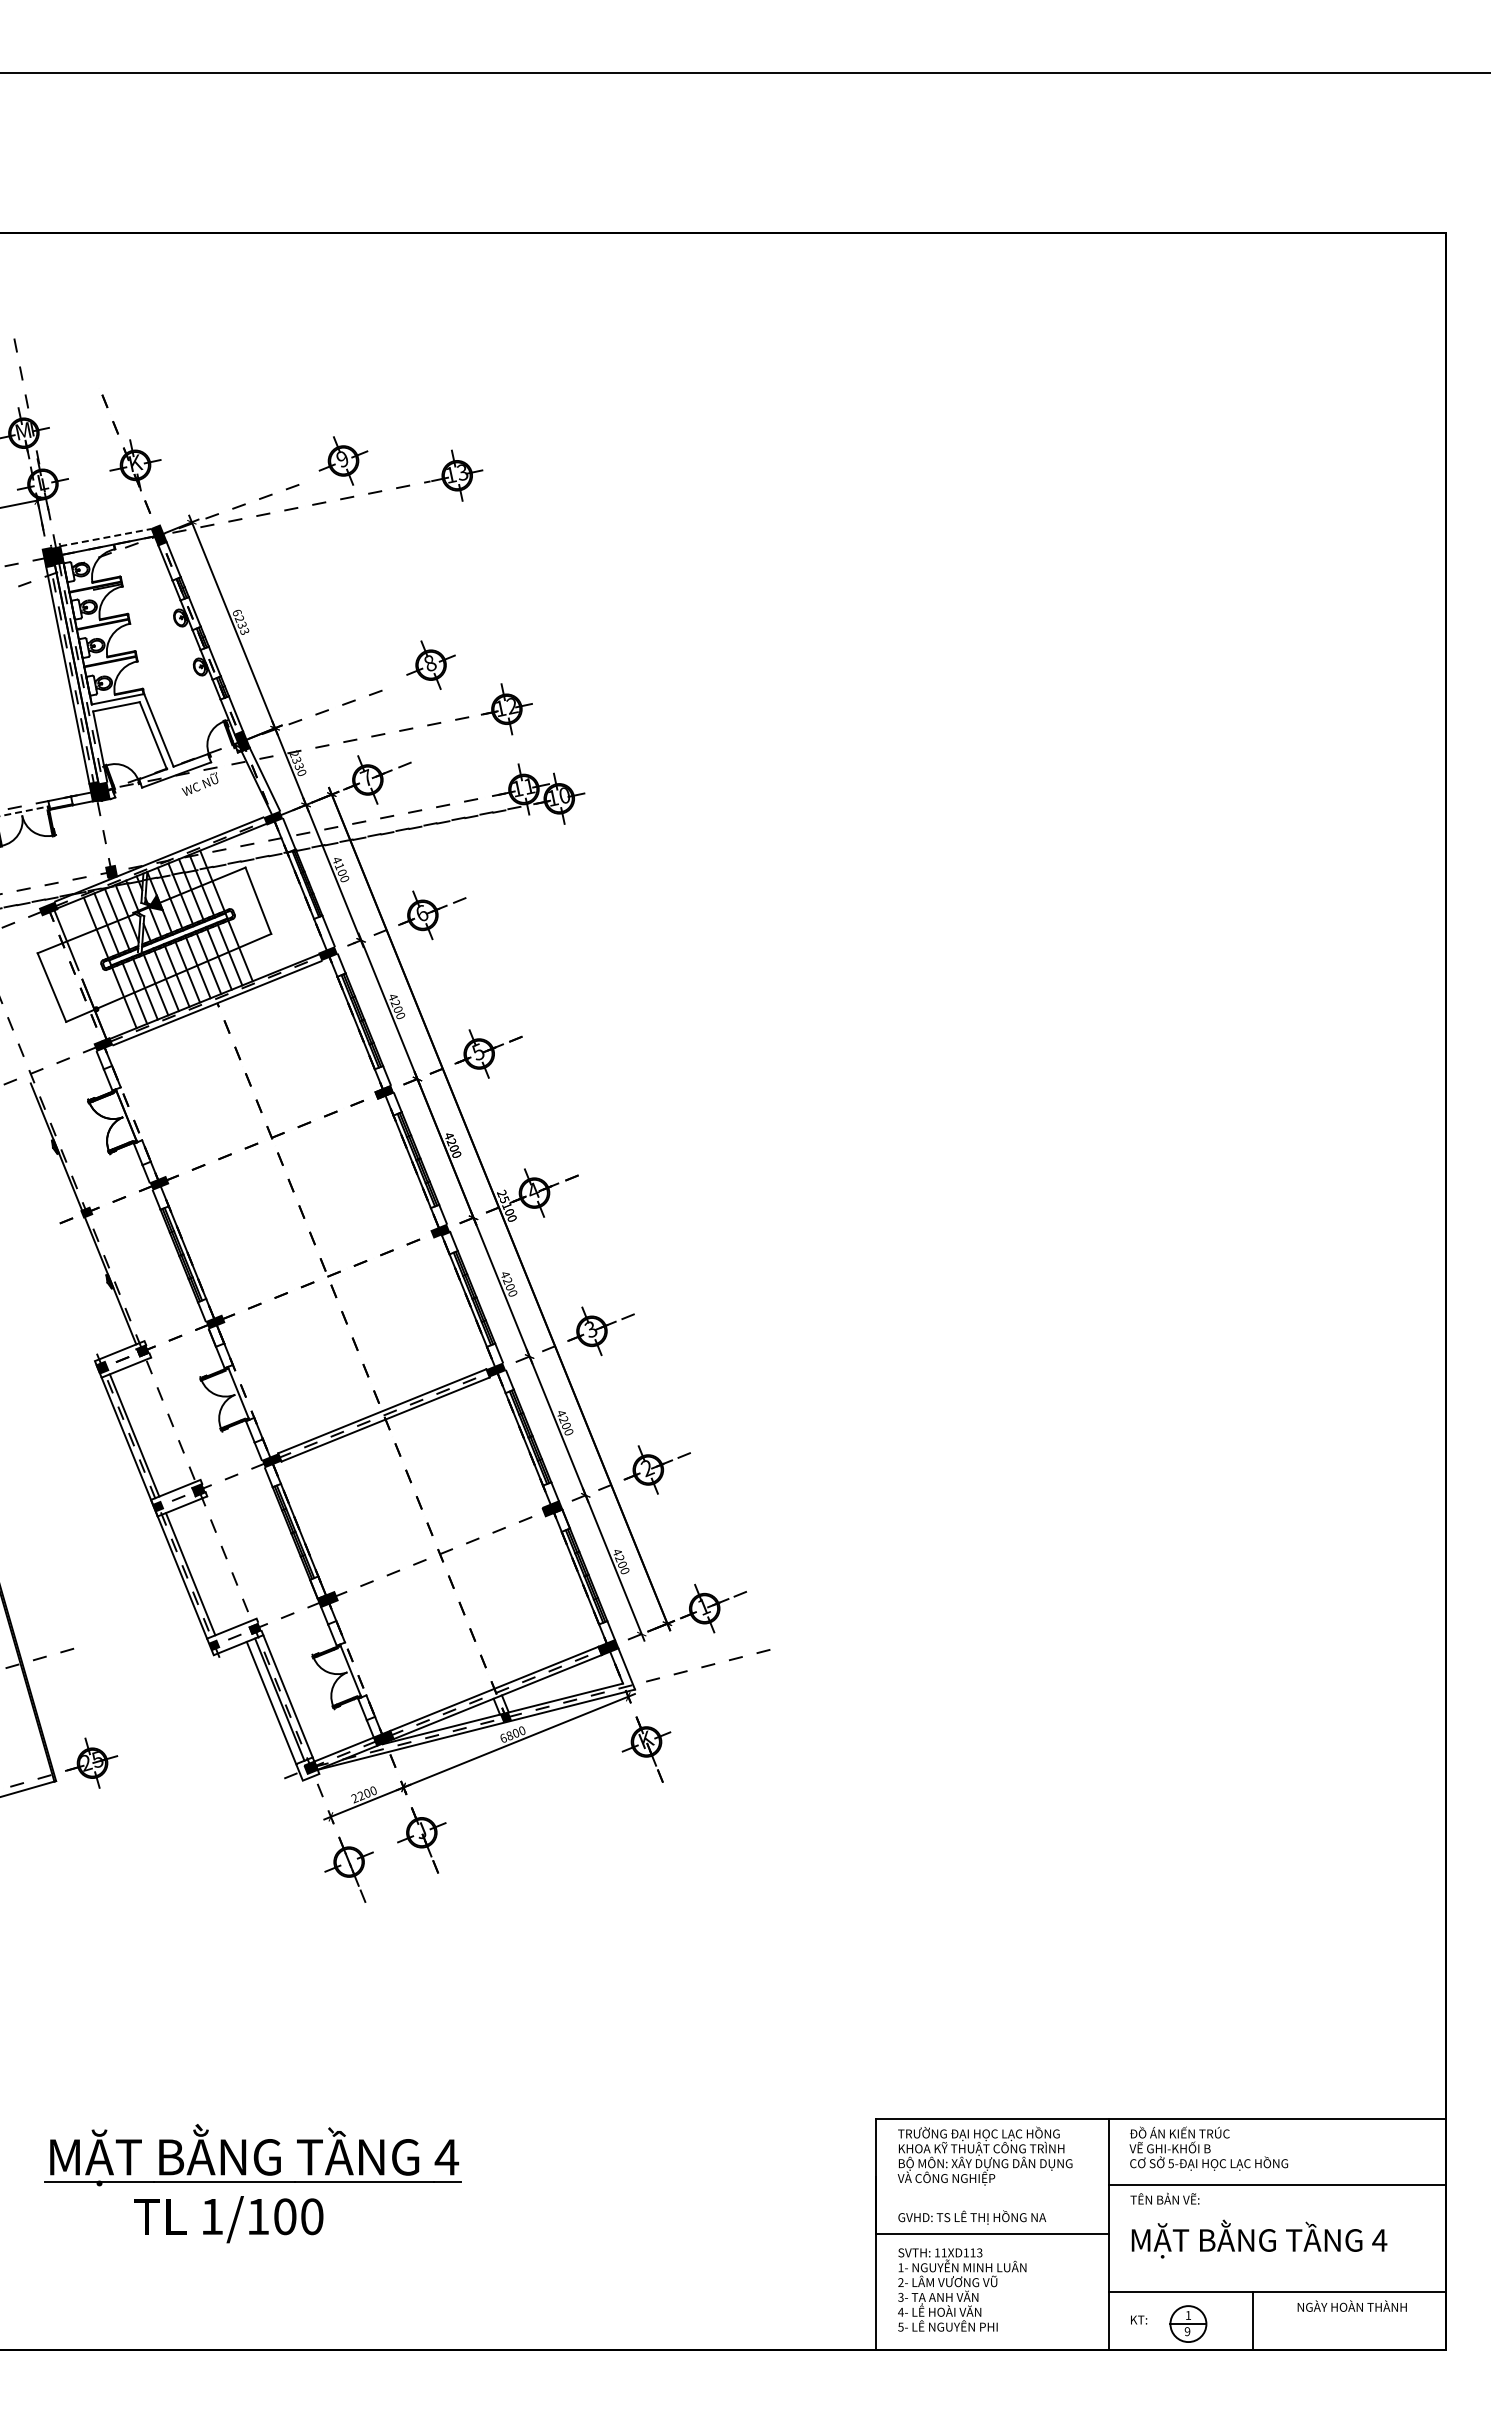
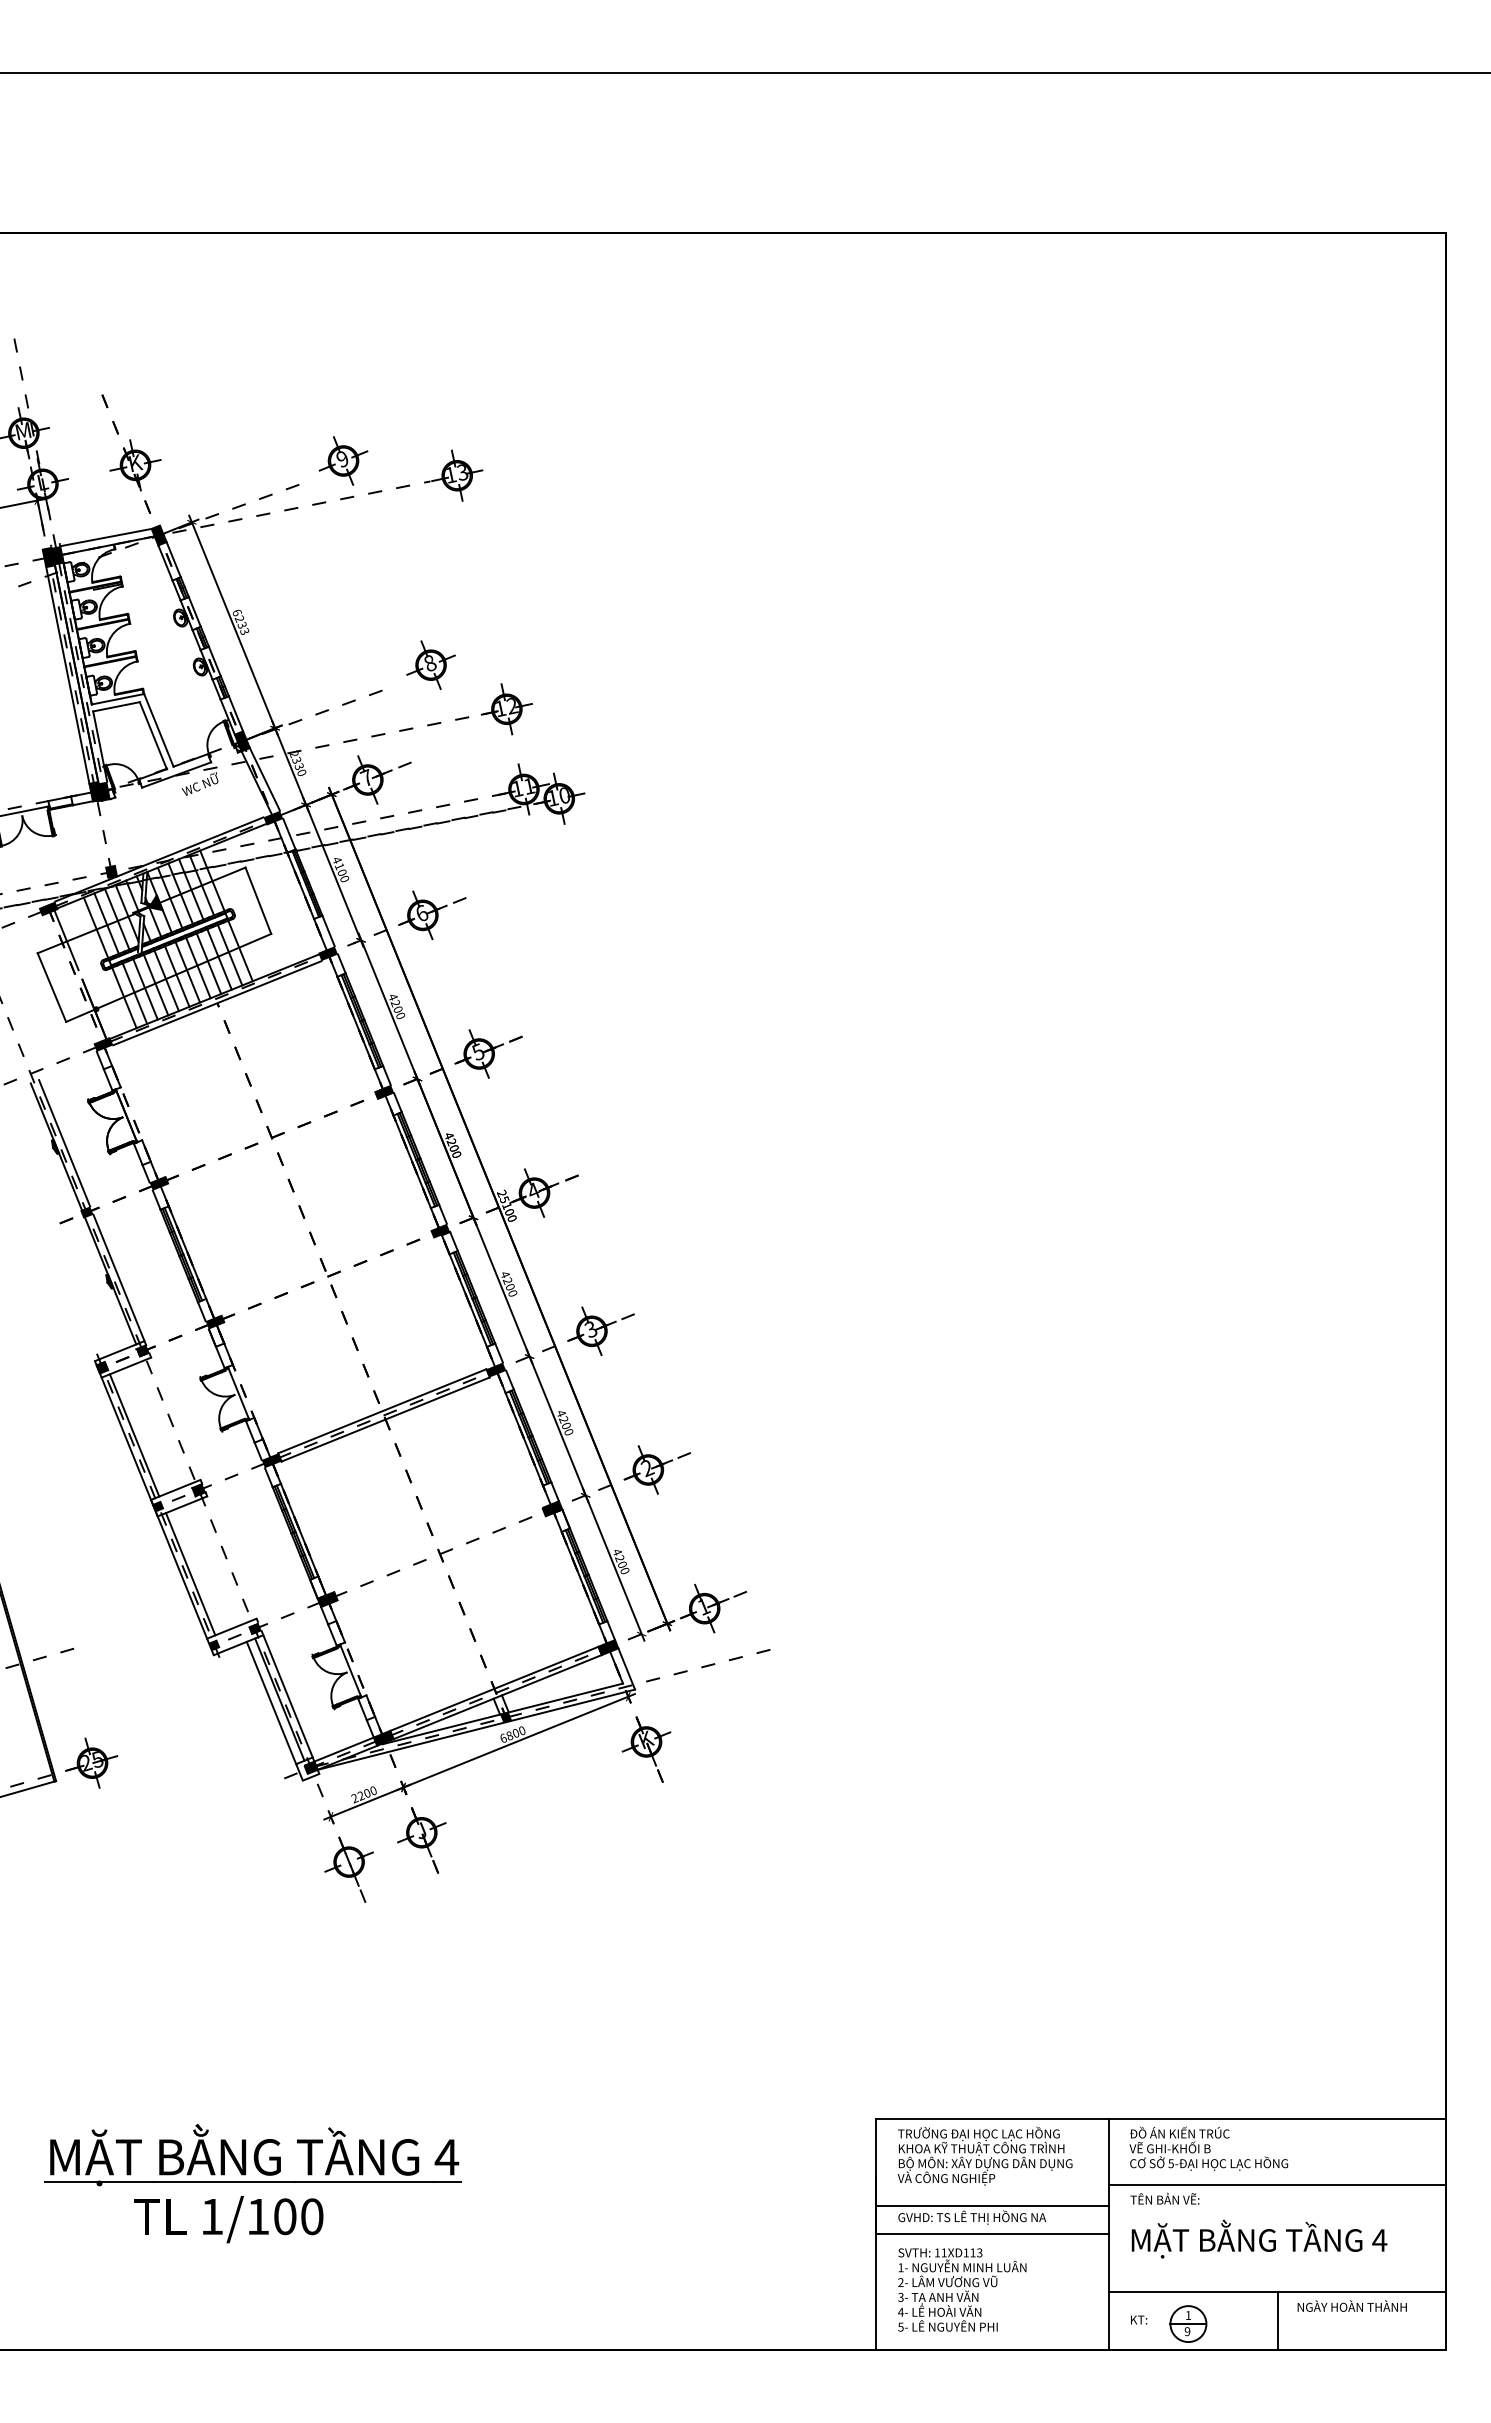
line: dashed -> solid (105, 537)
line: dashed -> solid (25, 811)
line: none -> present (64, 1143)
line: none -> present (118, 1277)
line: none -> present (992, 2205)
line position: (1252, 2321) -> (1277, 2321) (1277, 2321)
